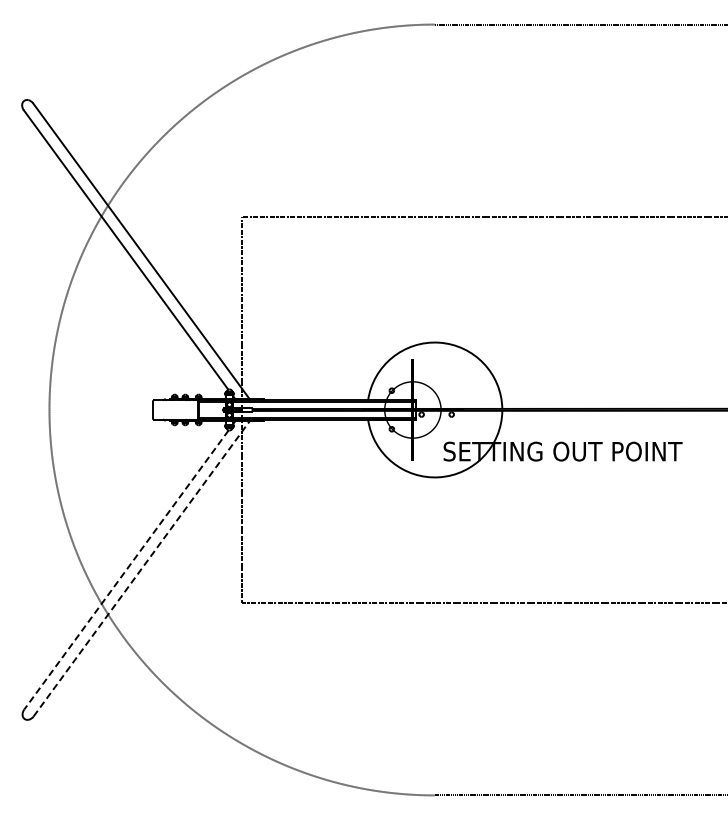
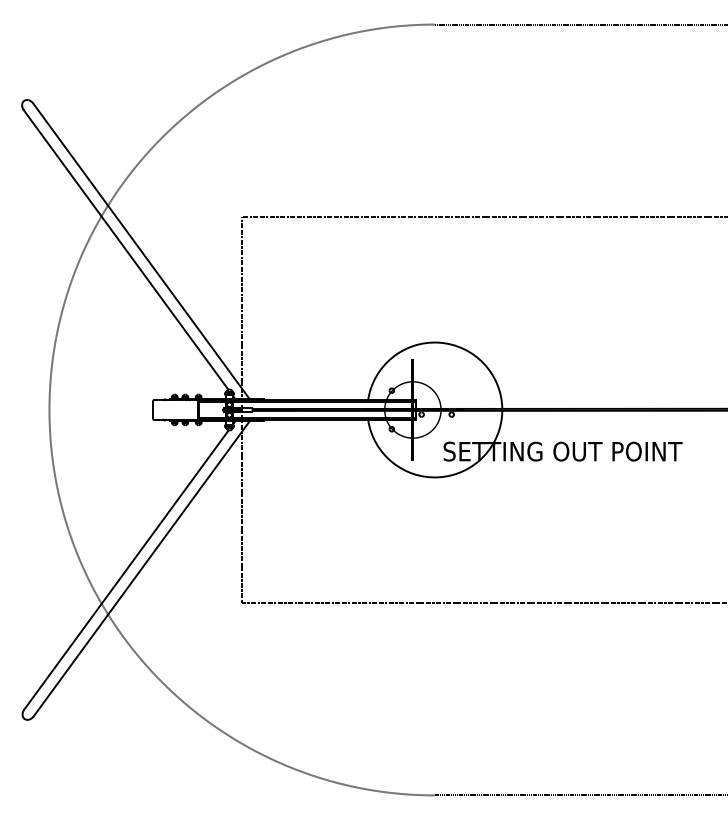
line: dashed -> solid (142, 568)
line: dashed -> solid (126, 569)
